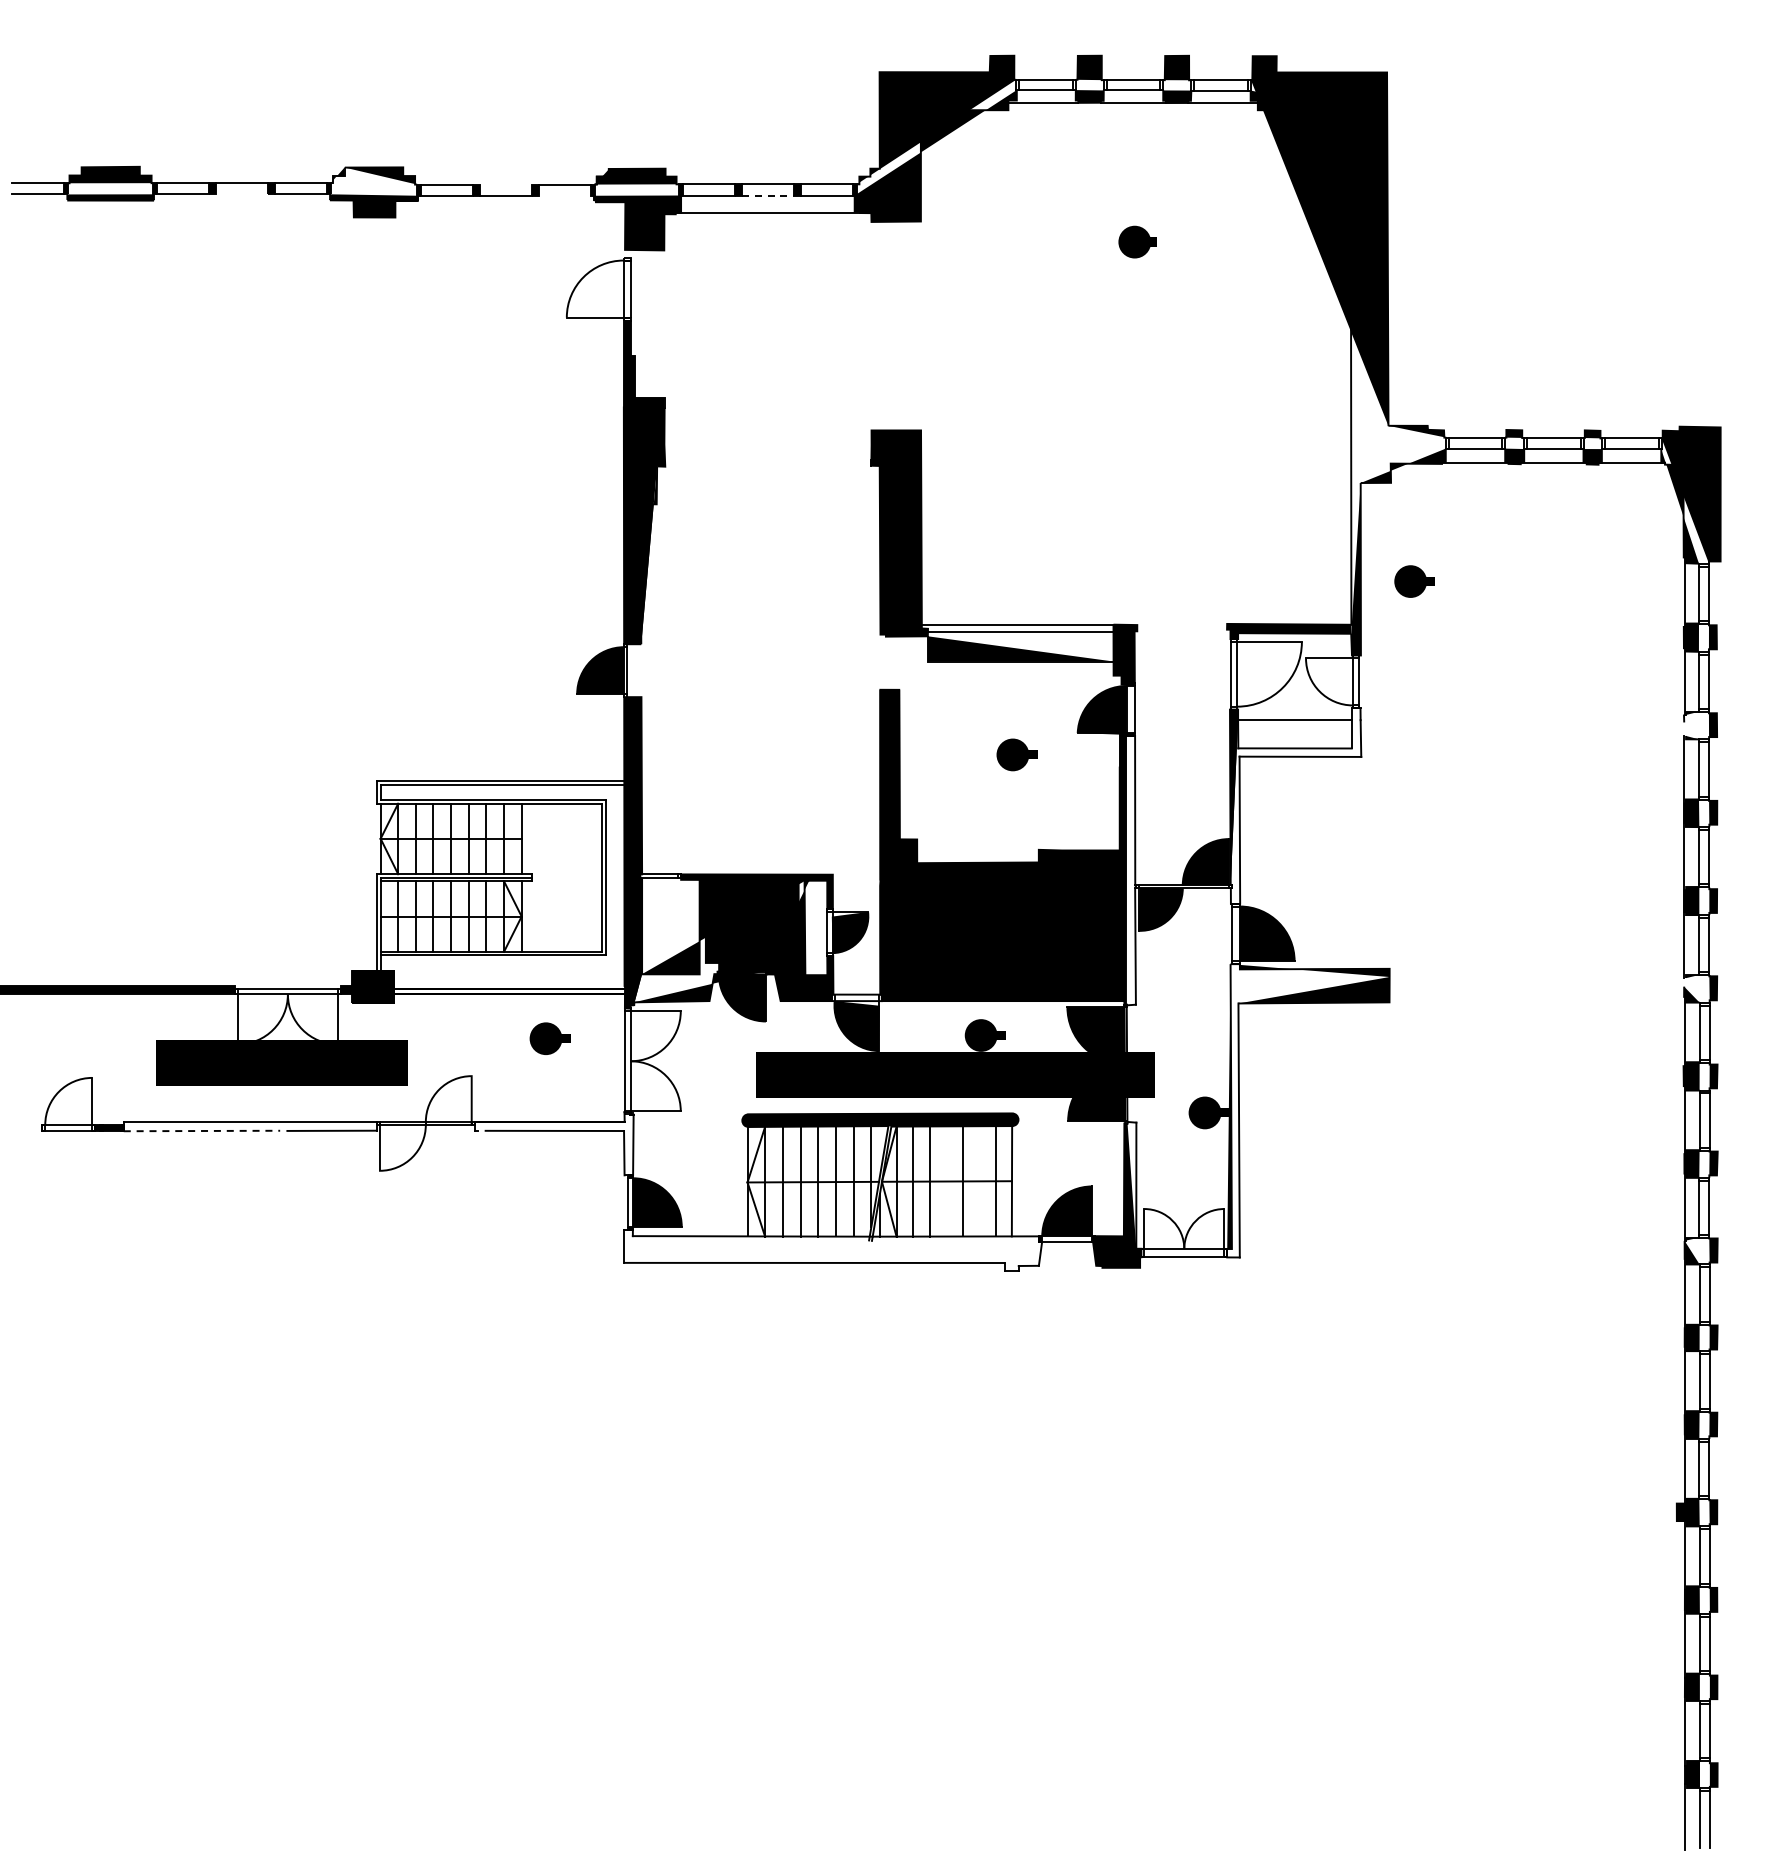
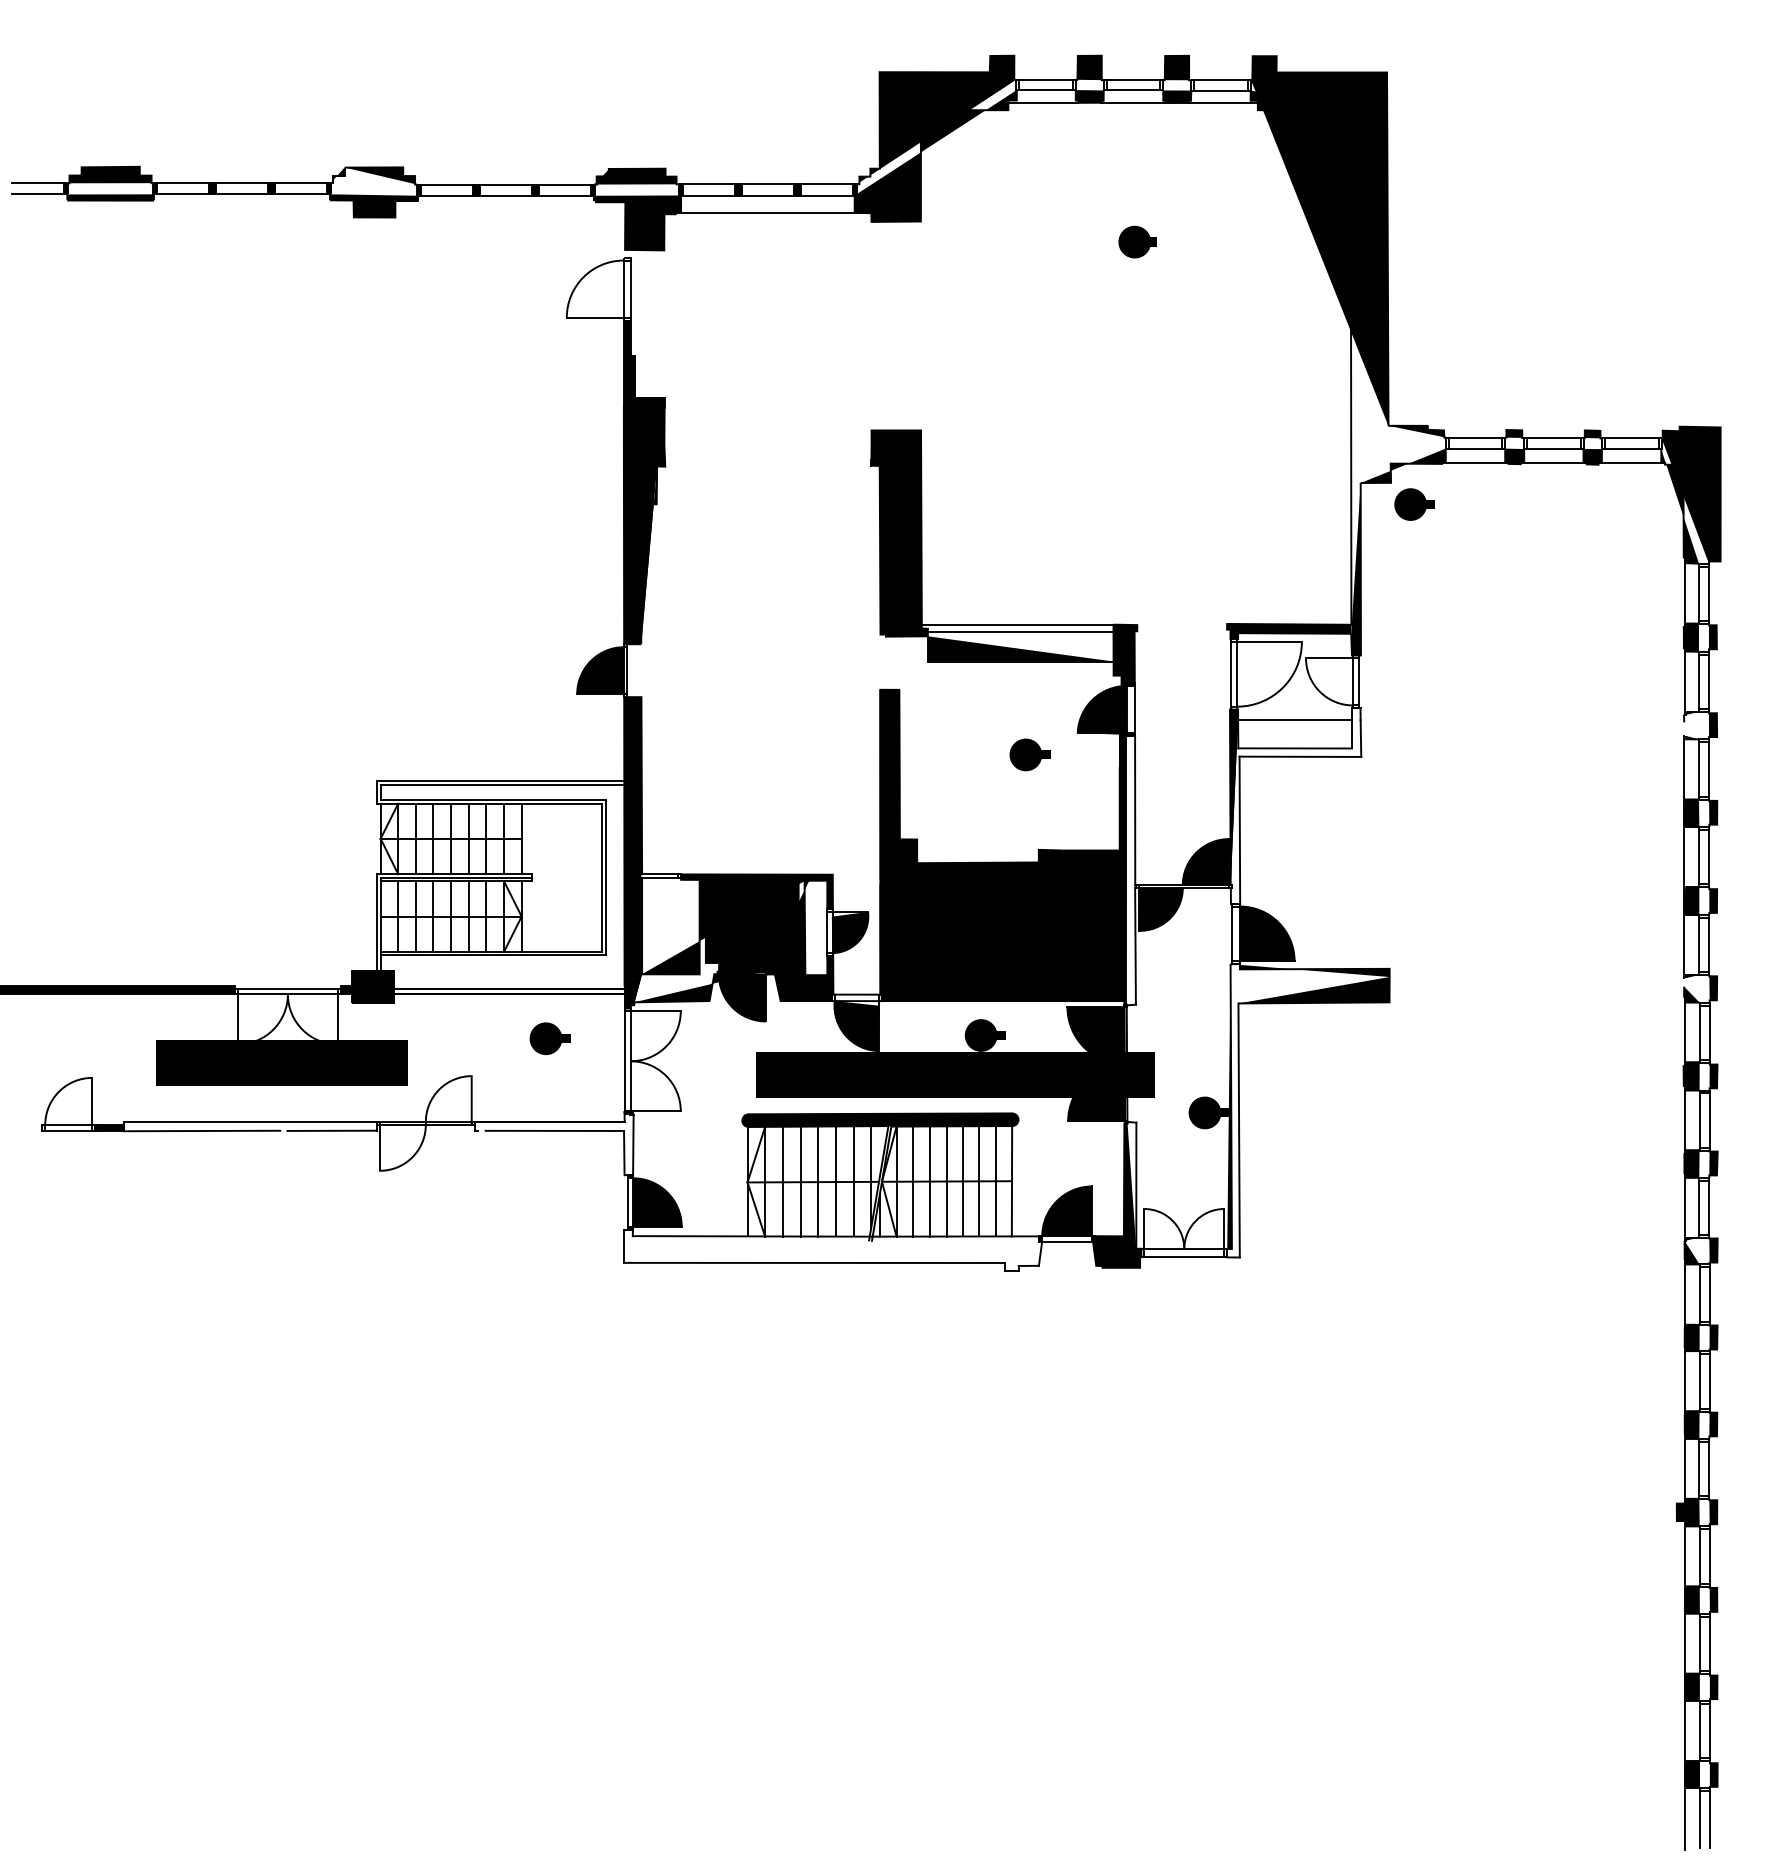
line: none -> present (505, 184)
line: none -> present (241, 194)
line: none -> present (565, 195)
line: dashed -> solid (768, 195)
part position: (1414, 581) -> (1414, 504) (1414, 504)
part position: (1016, 754) -> (1029, 754) (1029, 754)
line: dashed -> solid (202, 1131)
line: none -> present (946, 1181)
line: none -> present (979, 1181)
